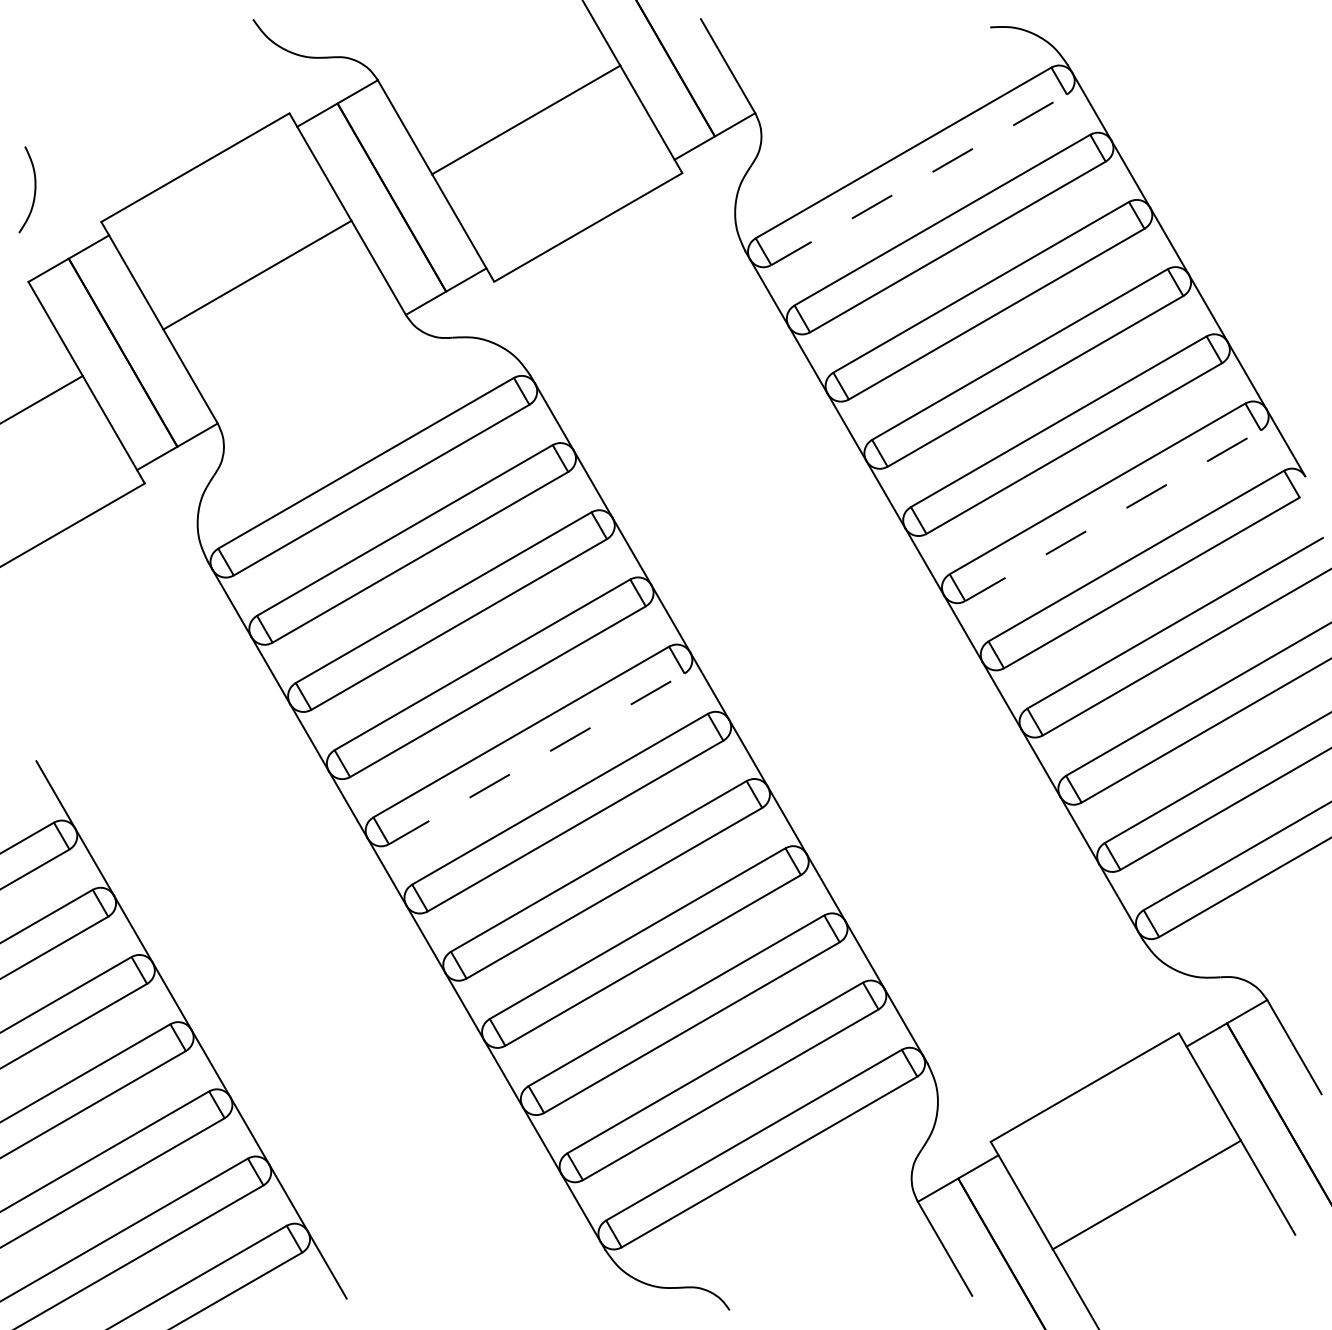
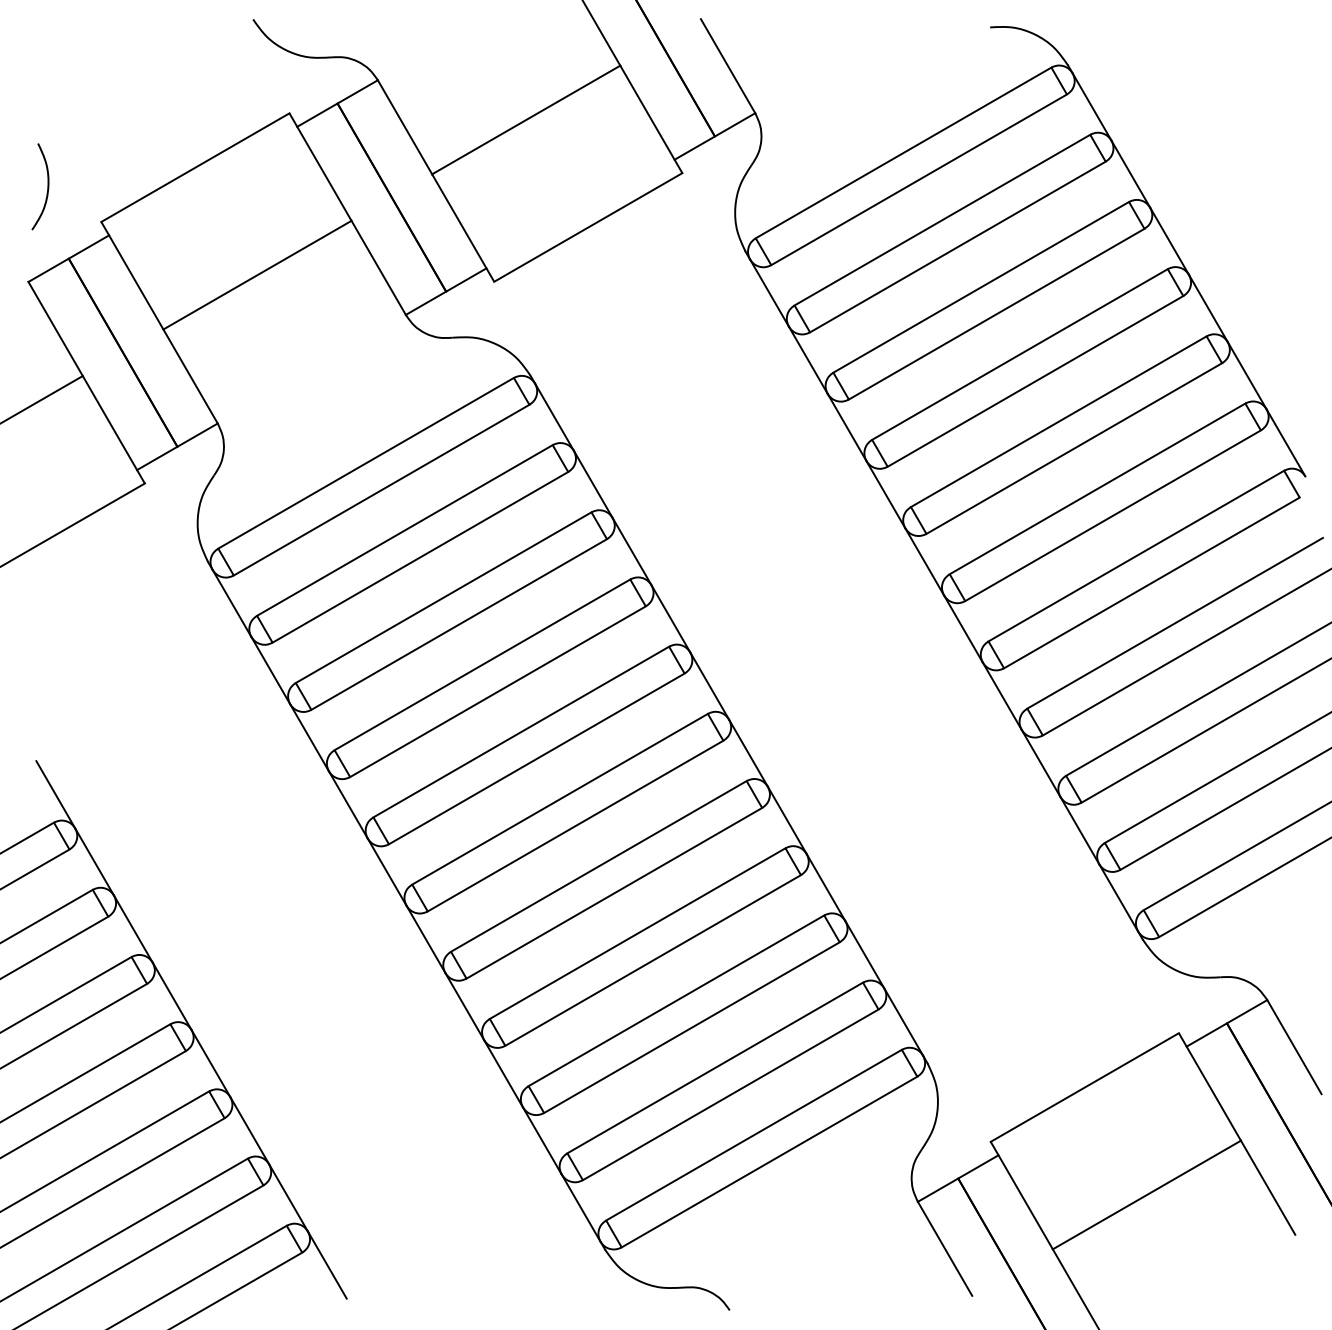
line: dashed -> solid (919, 179)
curve position: (34, 189) -> (47, 186) (47, 186)
line: dashed -> solid (1113, 515)
line: dashed -> solid (536, 758)
